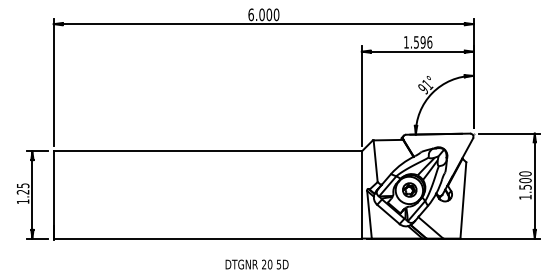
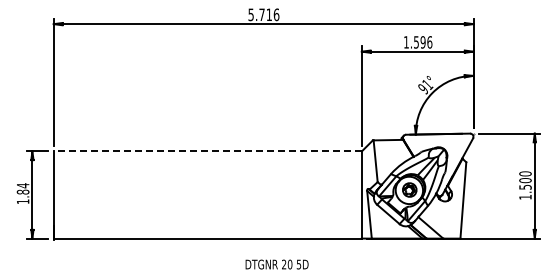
text: 6.000 -> 5.716 (263, 14)
line: solid -> dashed (207, 151)
text: 1.25 -> 1.84 (23, 188)
text position: (256, 264) -> (276, 264) (276, 264)
